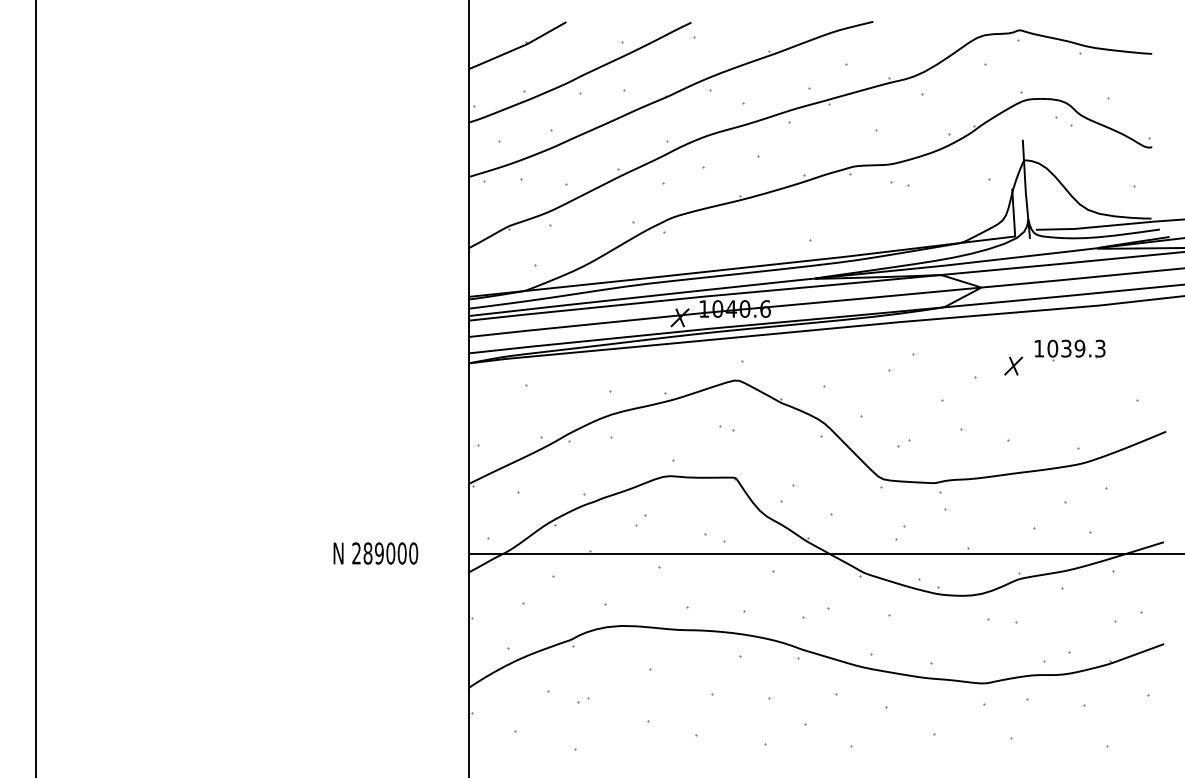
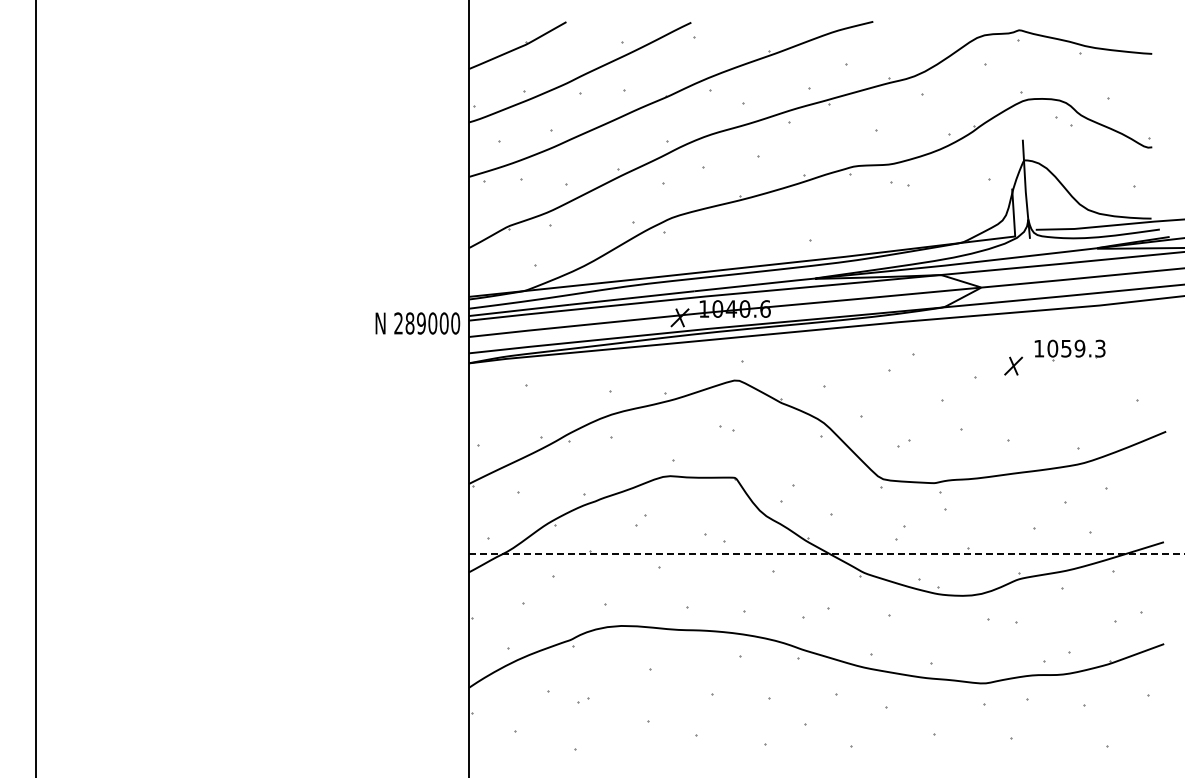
text: 1039.3 -> 1059.3 (1066, 347)
text position: (375, 553) -> (417, 323) (417, 323)
line: solid -> dashed (826, 553)
